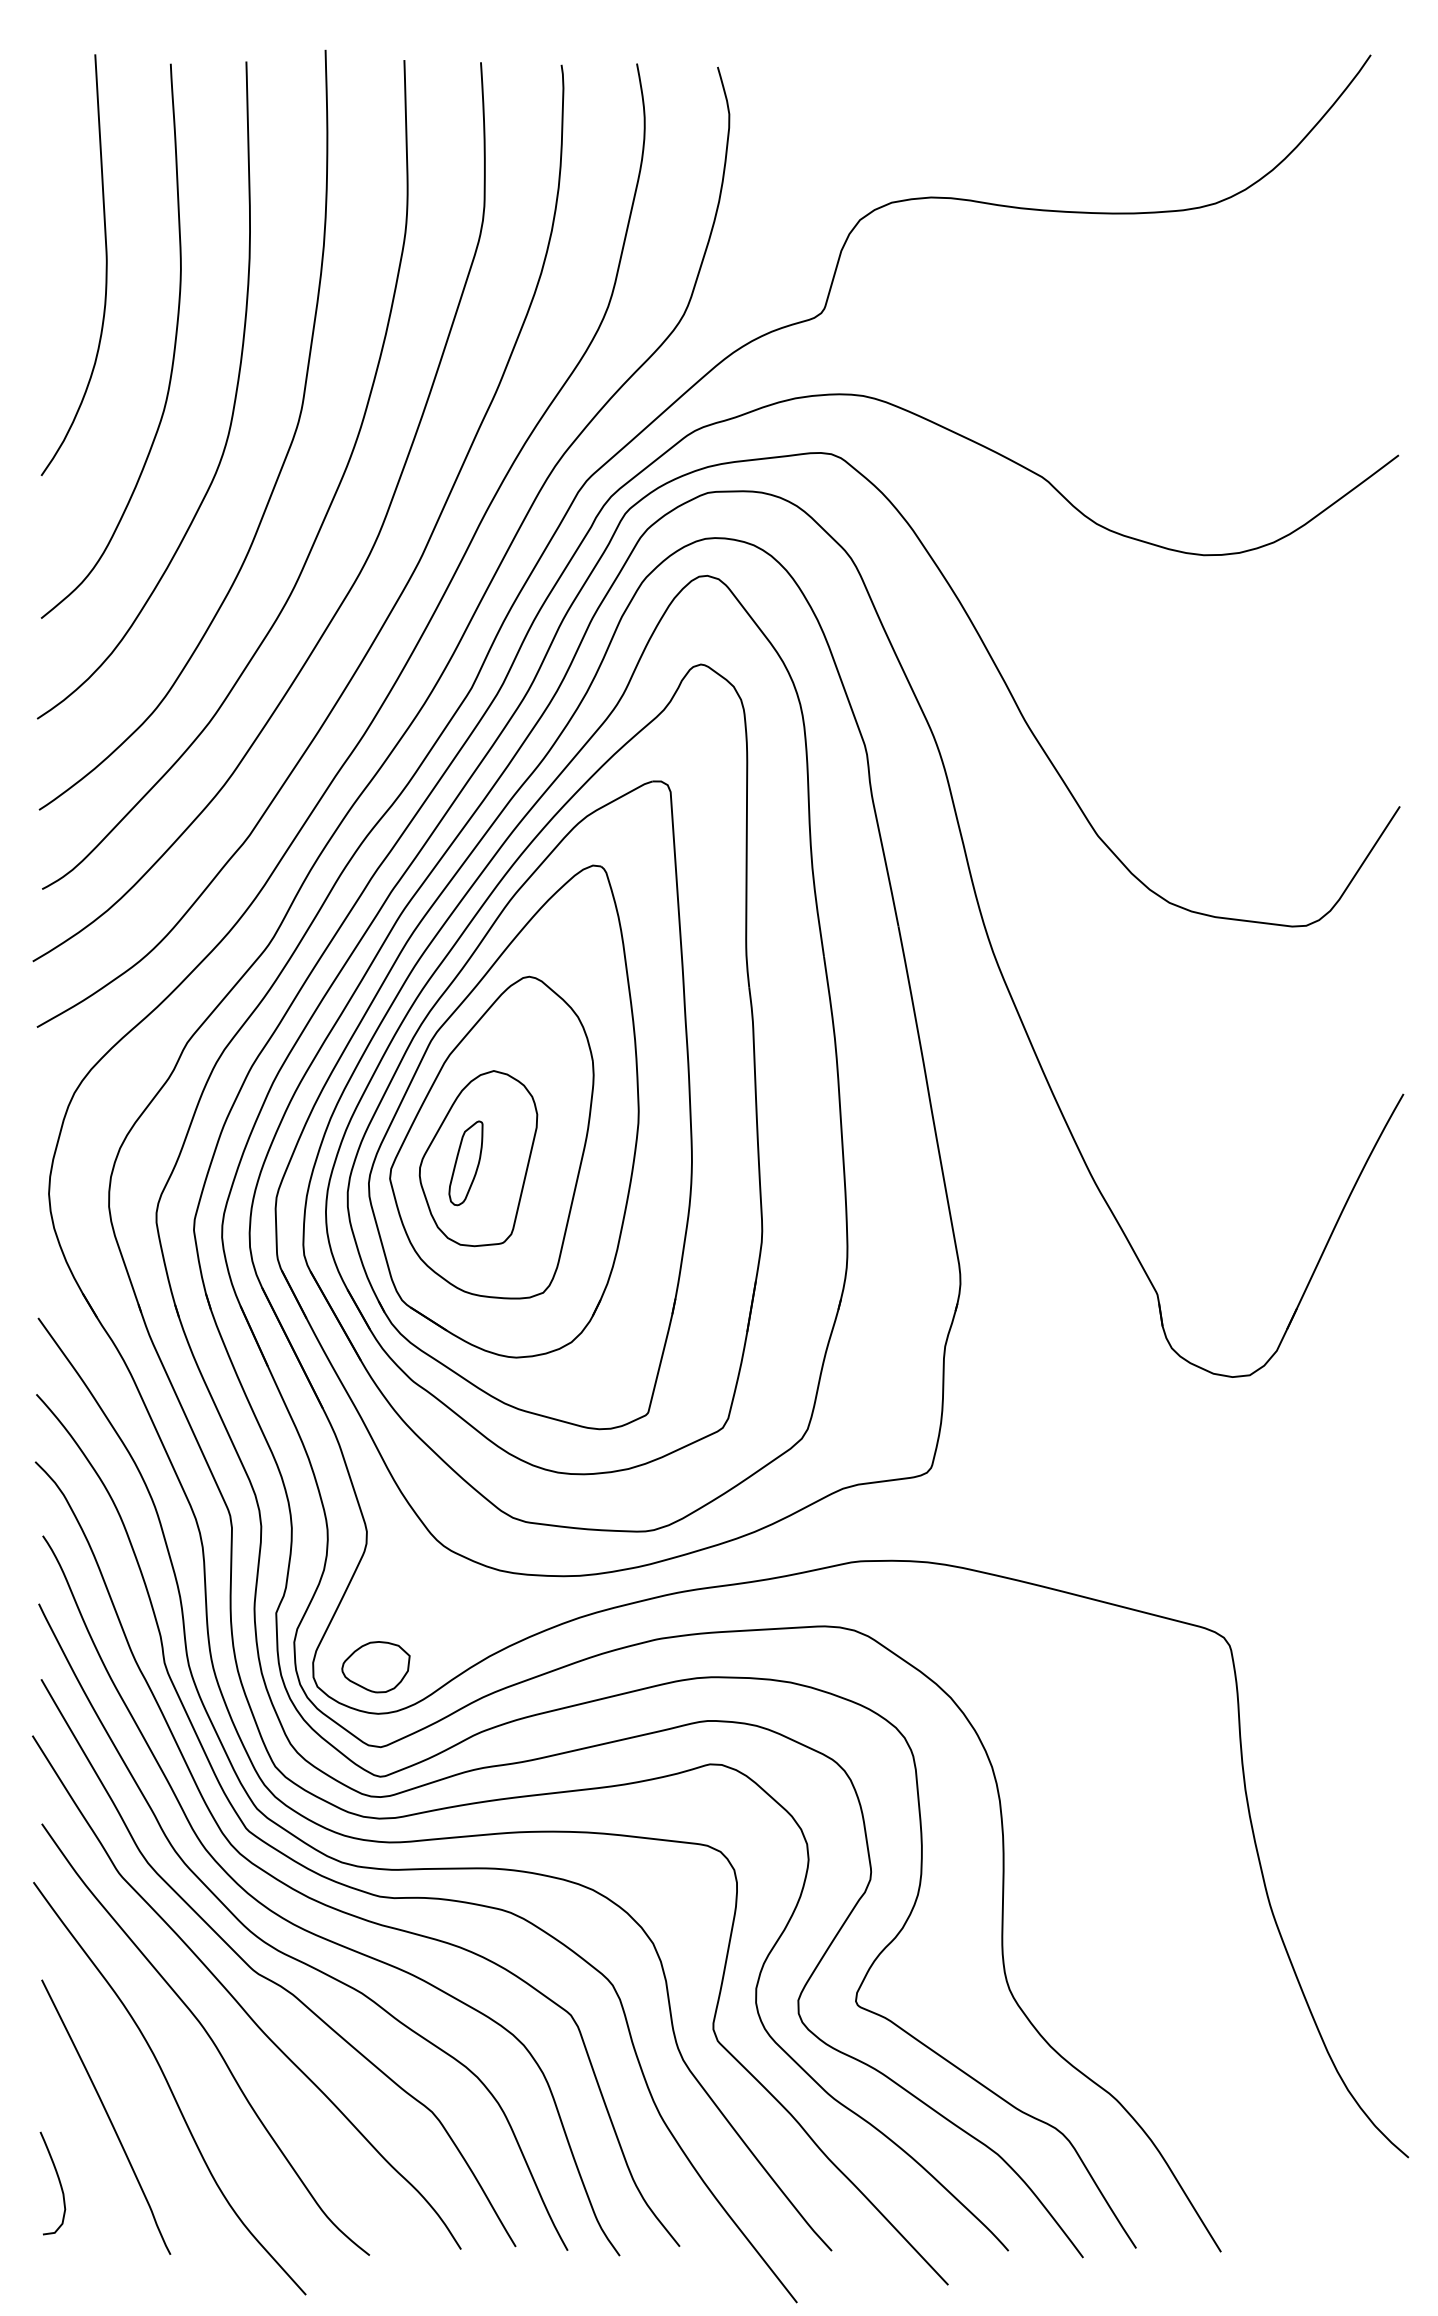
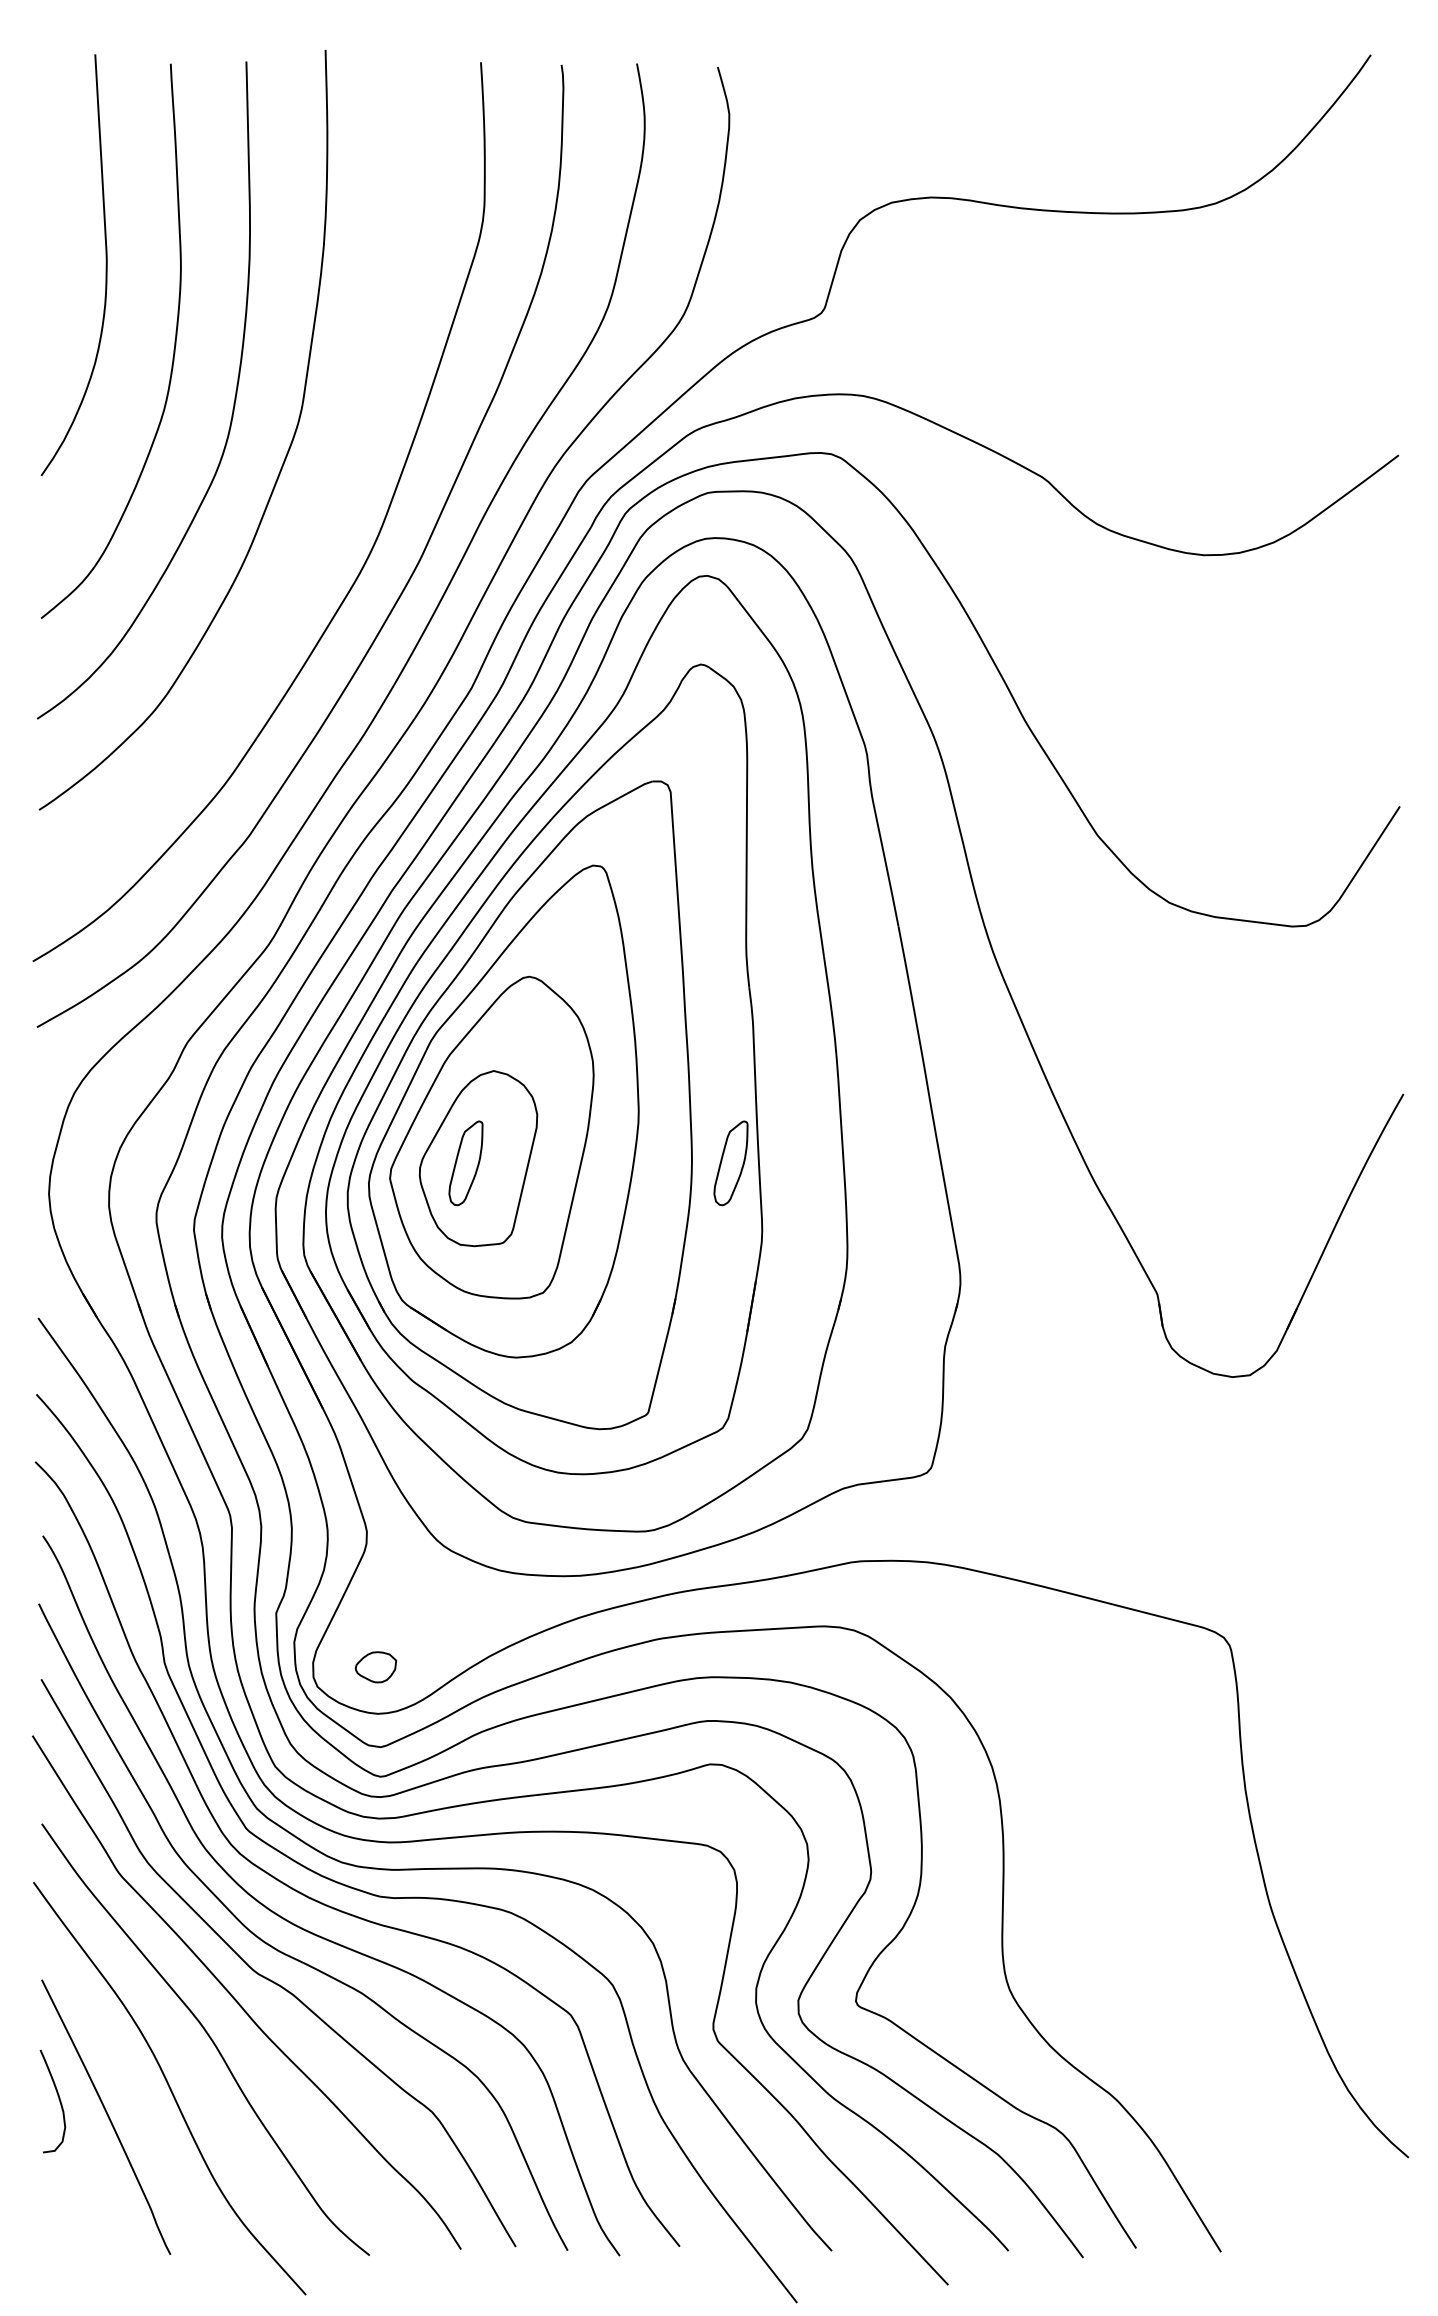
curve: present -> none (325, 513)
part: none -> present (730, 1163)
part size: 70x53 px -> 44x33 px (375, 1667)
curve position: (58, 2181) -> (58, 2099) (58, 2099)
